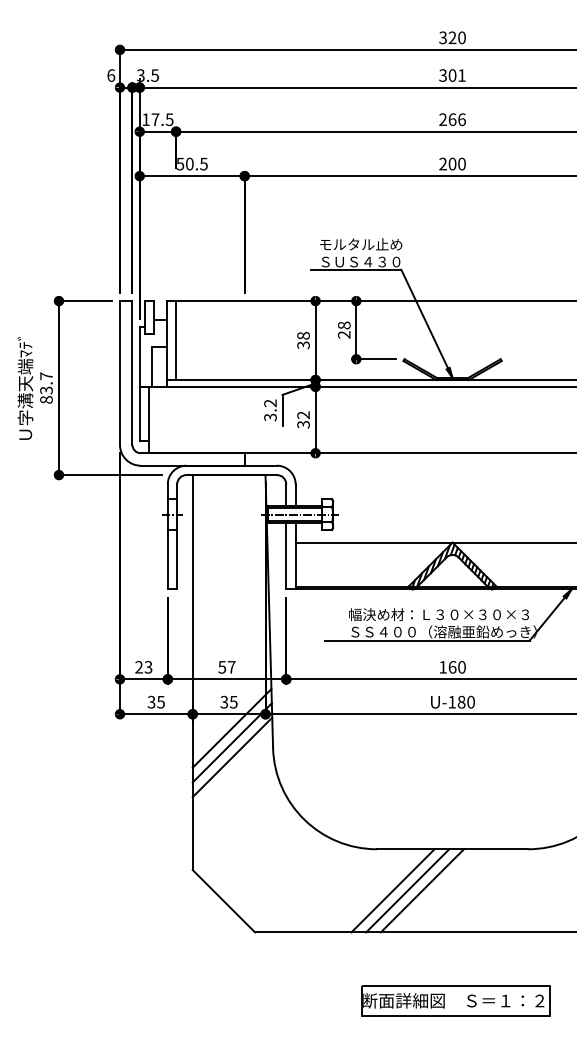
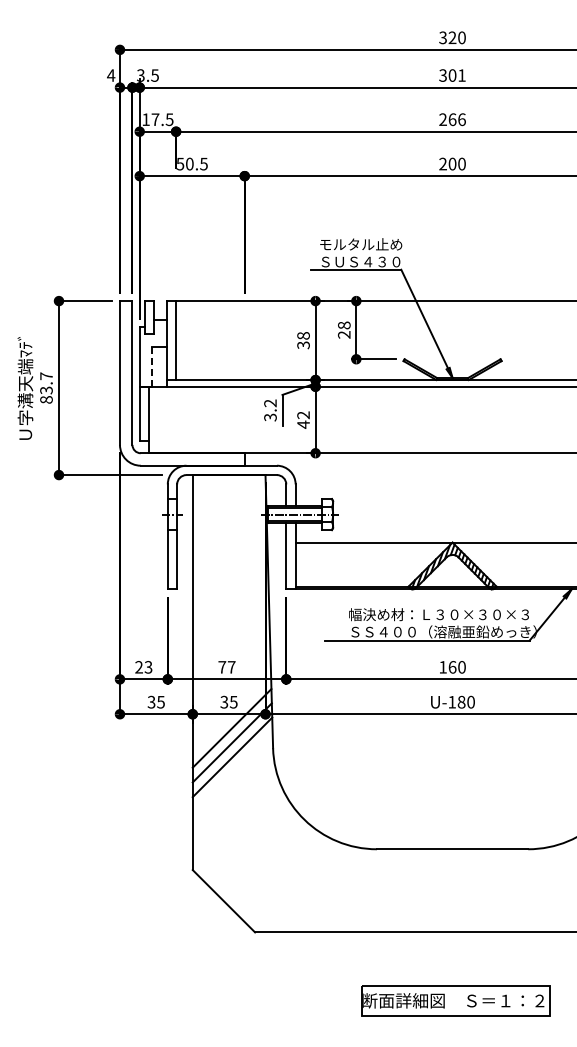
text: 6 -> 4 (111, 75)
line: solid -> dashed (152, 366)
text: 32 -> 42 (303, 424)
text: 57 -> 77 (222, 667)
line: present -> none (392, 890)
line: present -> none (407, 890)
line: present -> none (422, 890)
